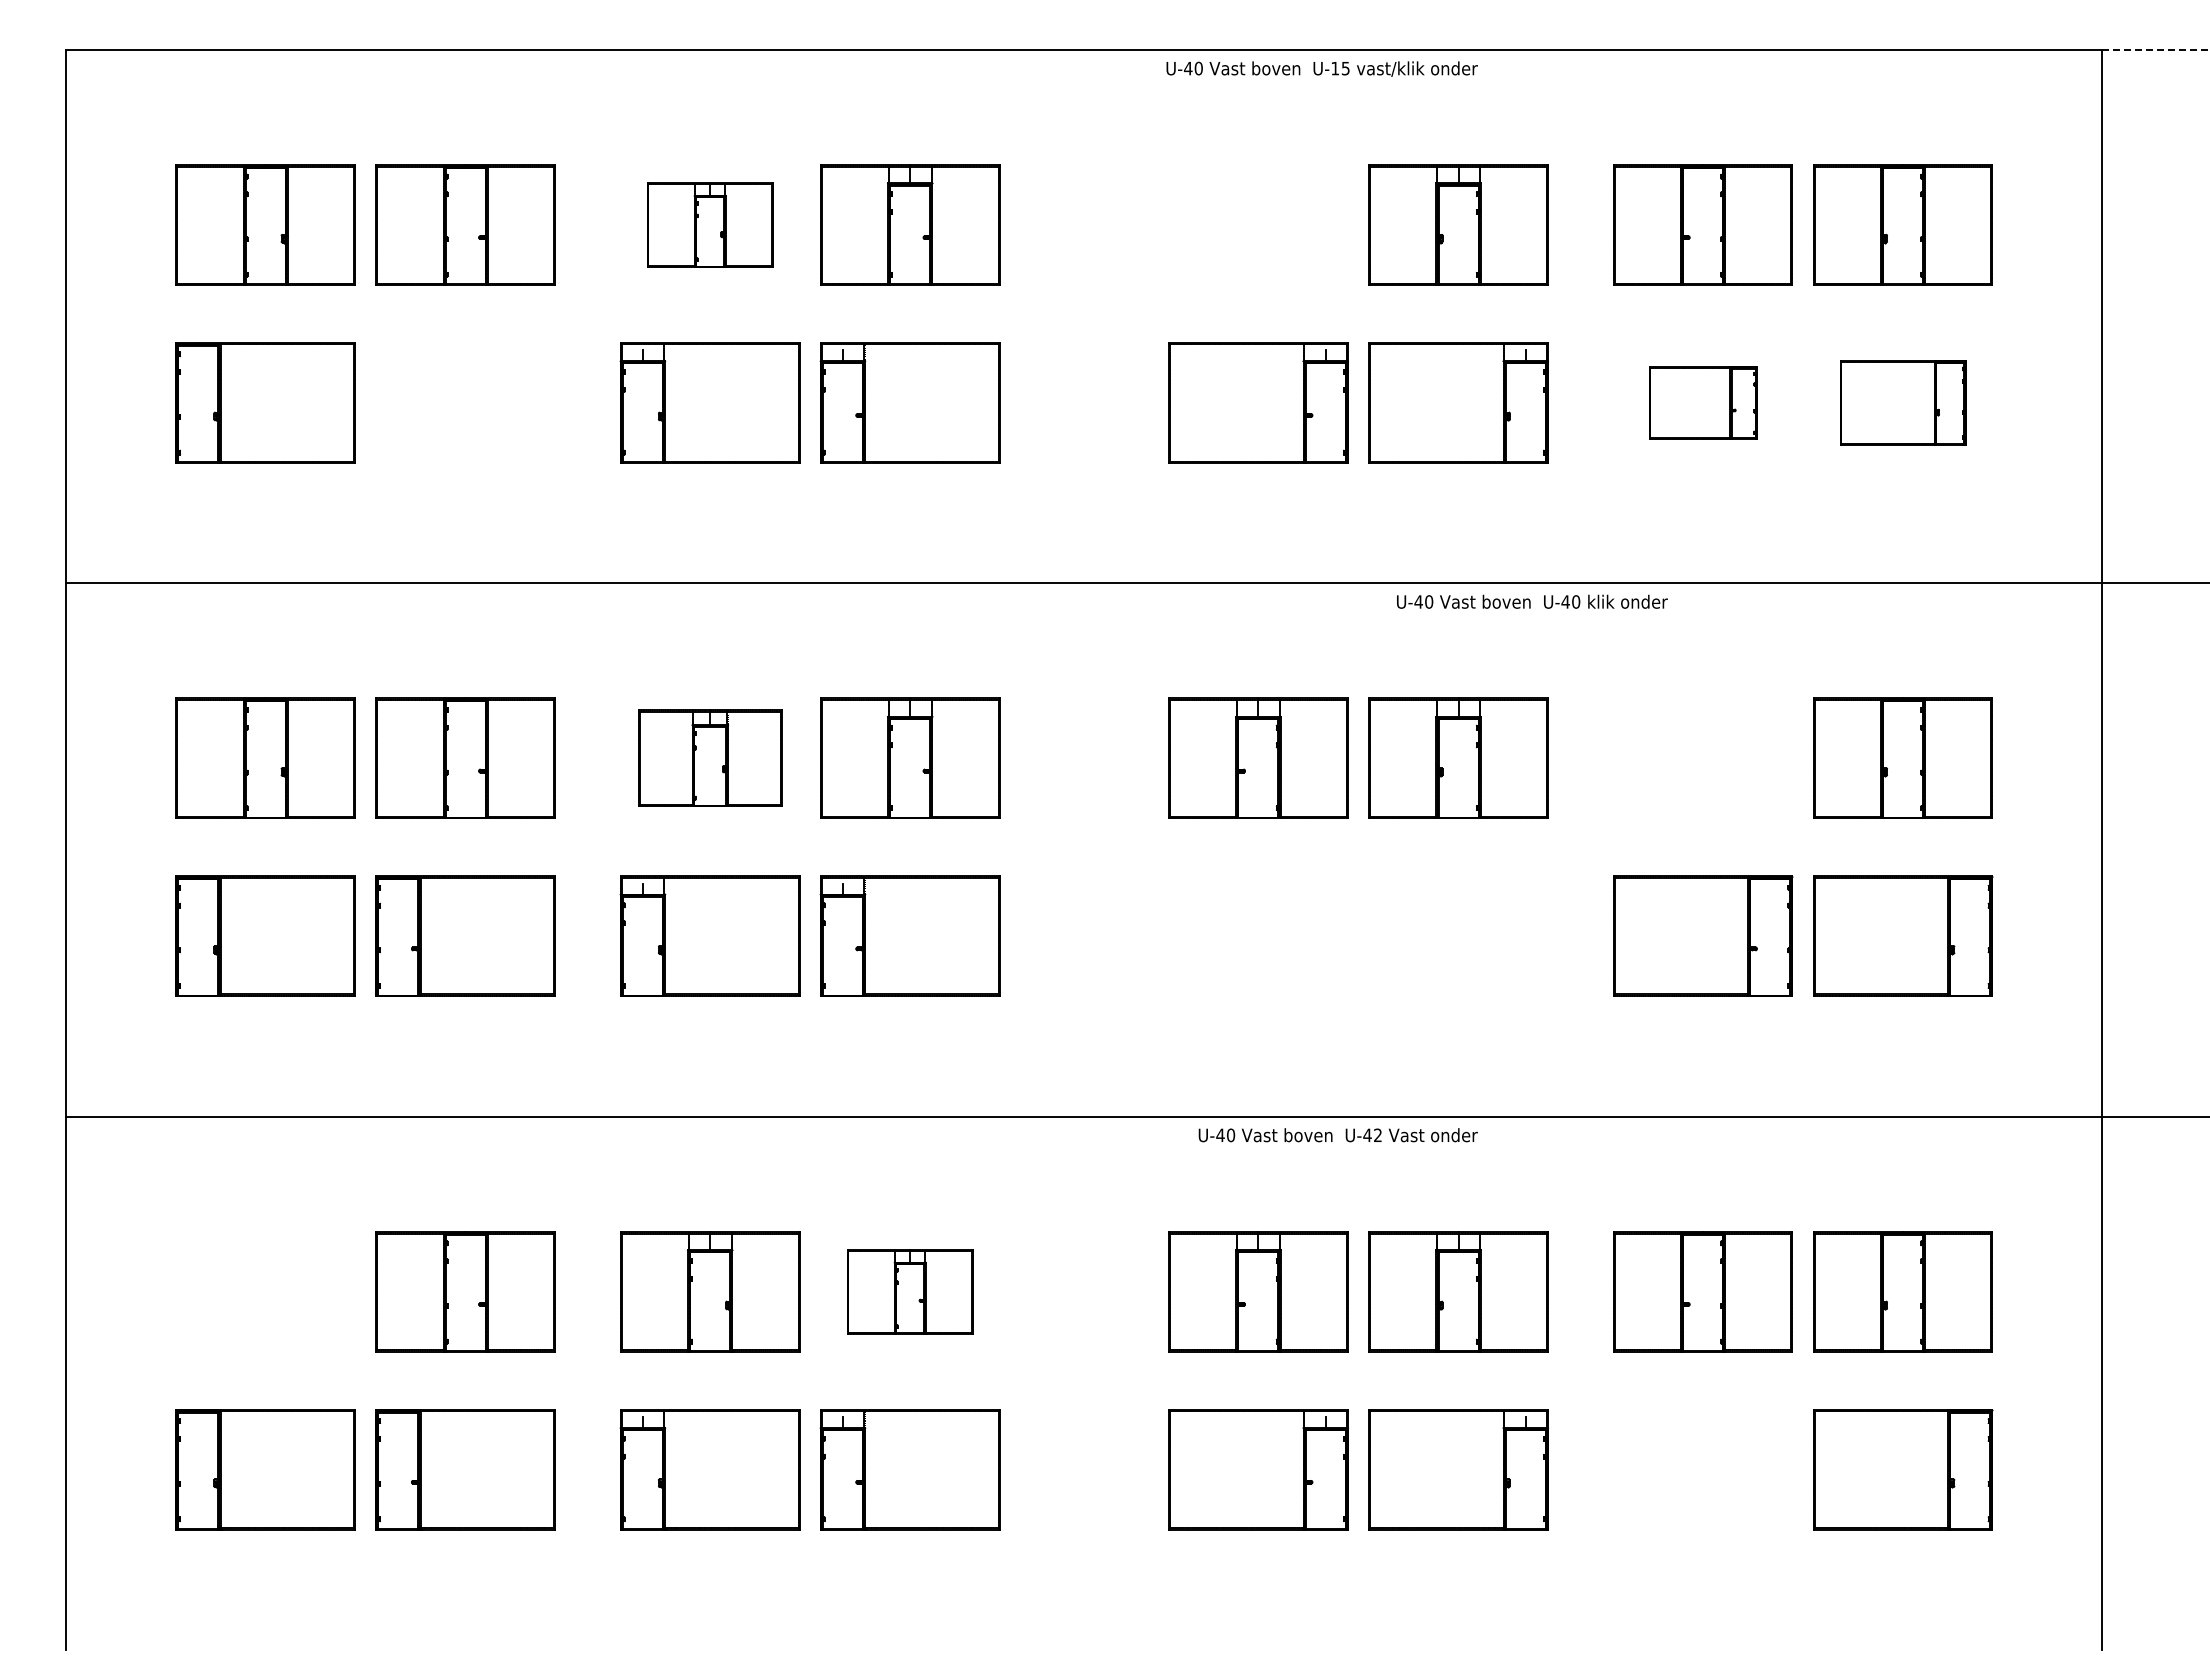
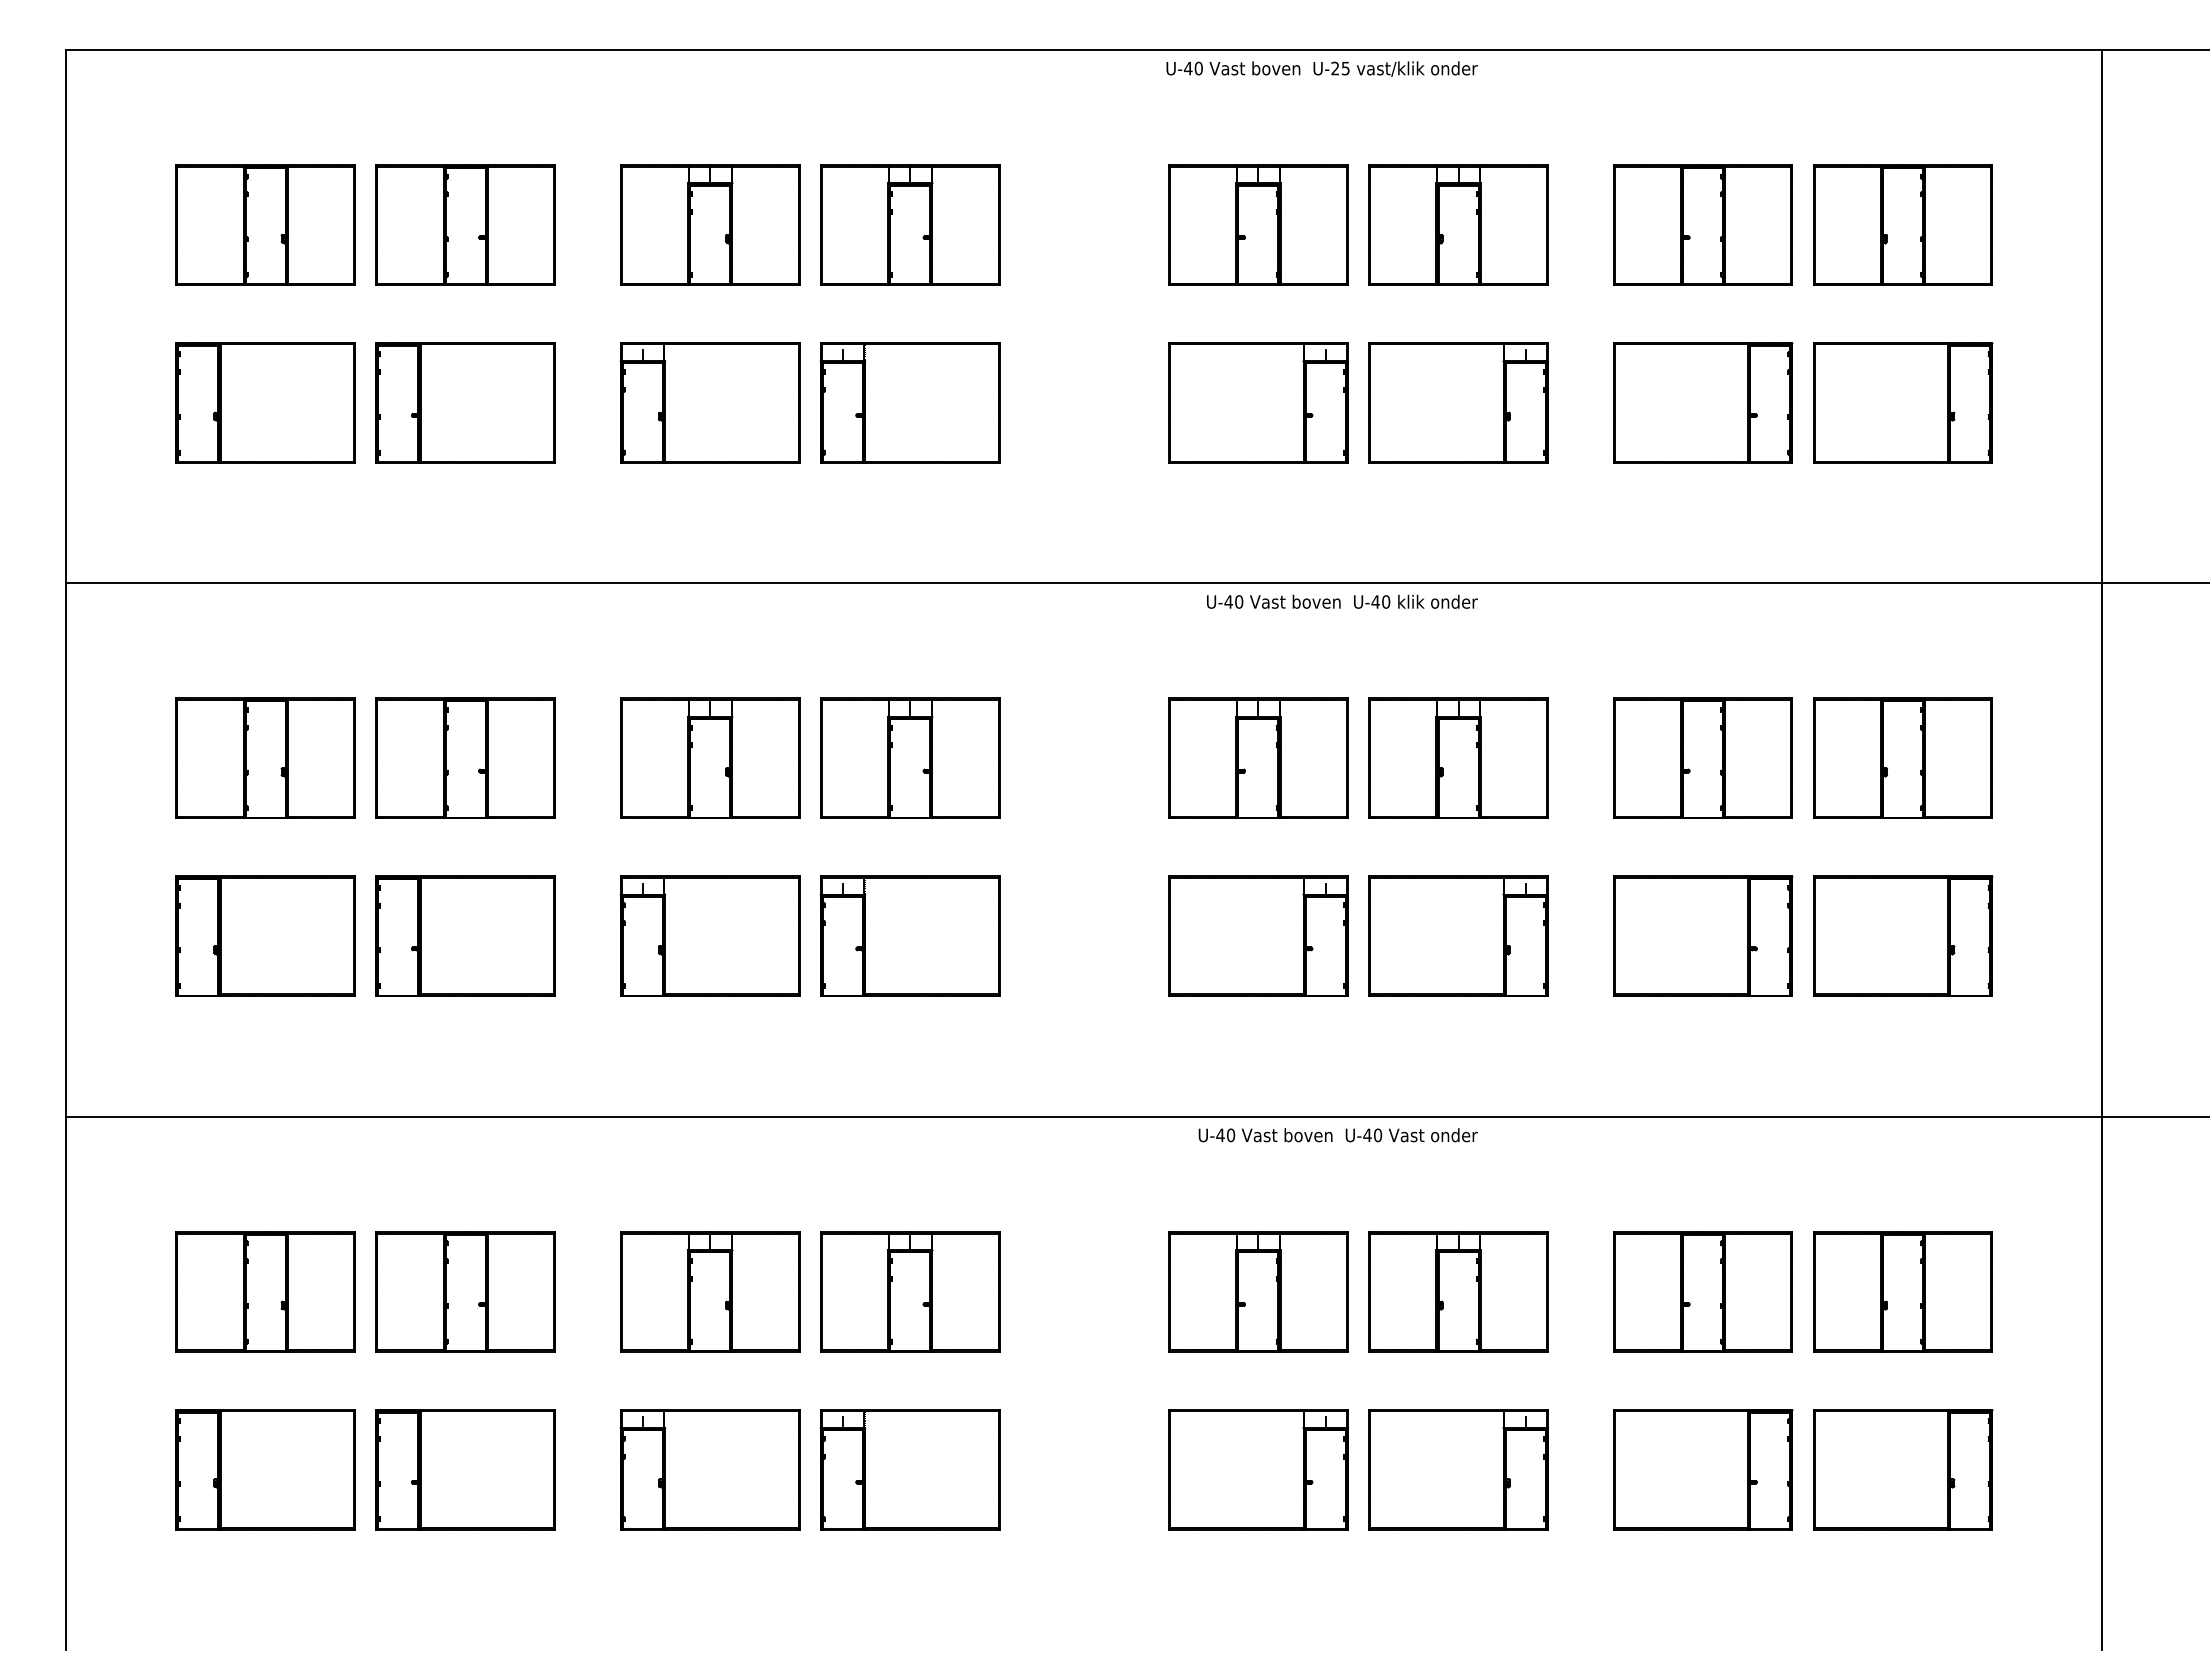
line: dashed -> solid (2156, 50)
text: U-15 -> U-25 (1334, 68)
part size: 127x86 px -> 181x122 px (710, 224)
part: none -> present (1258, 224)
part: none -> present (465, 402)
part size: 109x74 px -> 181x122 px (1703, 402)
part size: 127x86 px -> 181x122 px (1903, 402)
text position: (1532, 601) -> (1342, 601) (1342, 601)
part size: 145x98 px -> 181x122 px (710, 757)
part: none -> present (1702, 757)
part: none -> present (1258, 935)
part: none -> present (1458, 935)
text: U-42 -> U-40 (1378, 1135)
part: none -> present (265, 1291)
part size: 127x86 px -> 181x122 px (910, 1291)
part: none -> present (1703, 1469)
